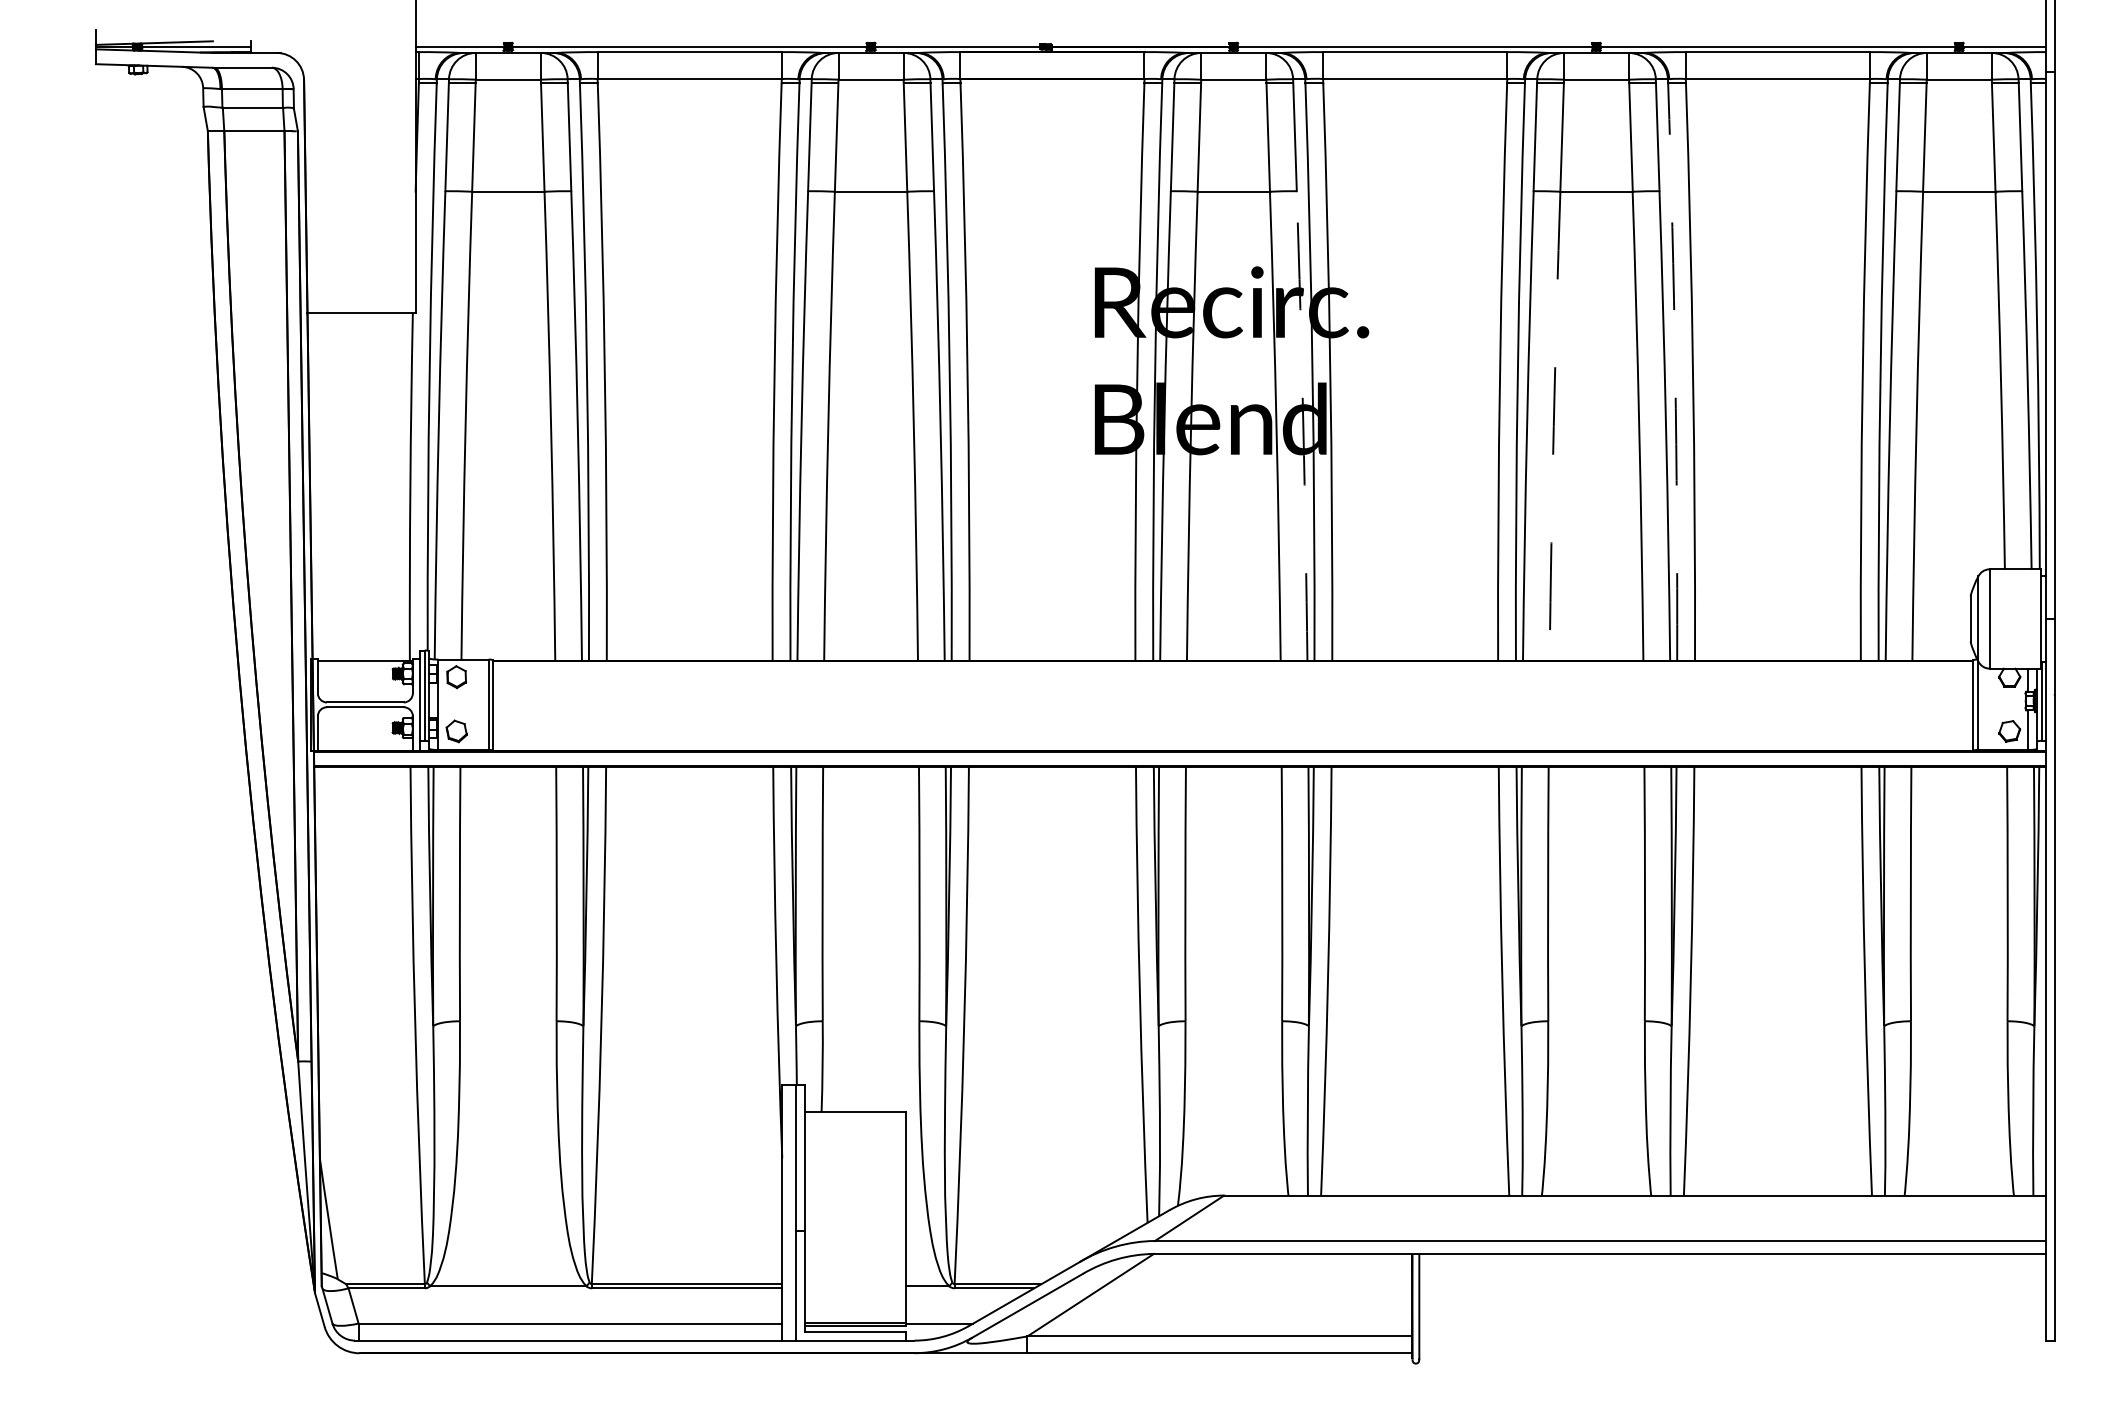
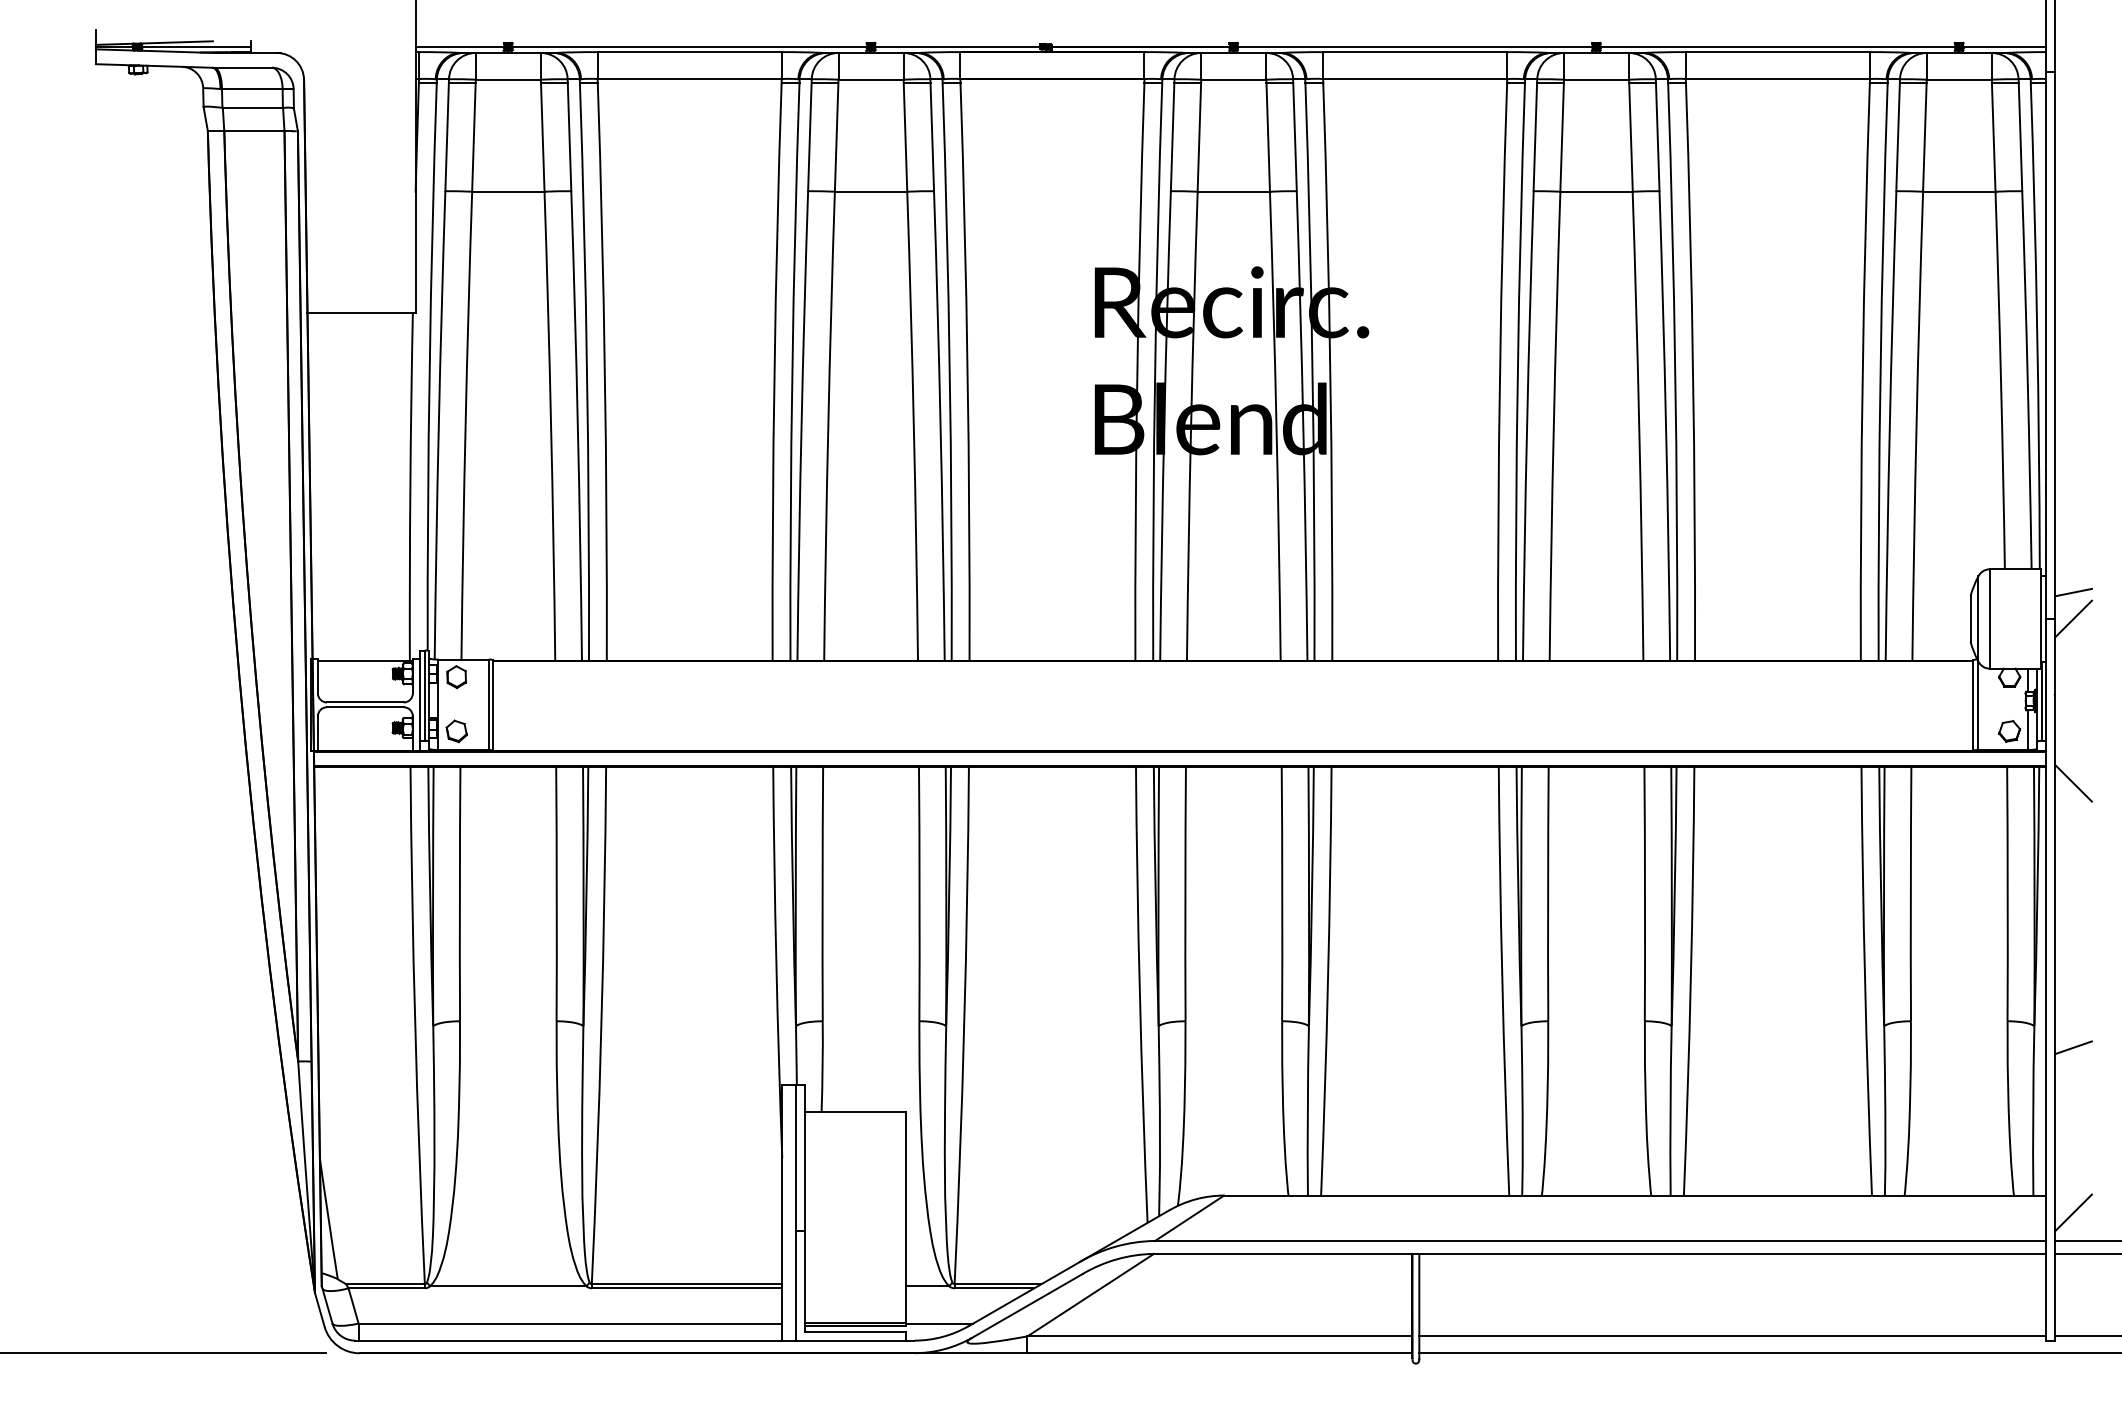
arc: dashed -> solid (1675, 372)
arc: dashed -> solid (1303, 426)
arc: dashed -> solid (1553, 426)
line: none -> present (2073, 592)
line: none -> present (2073, 618)
line: none -> present (2073, 783)
line: none -> present (2073, 1047)
line: none -> present (2073, 1212)
line: none -> present (2086, 1241)
line: none -> present (2086, 1253)
line: none -> present (1732, 1336)
line: none -> present (2086, 1336)
line: none -> present (163, 1353)
line: none -> present (1768, 1353)
